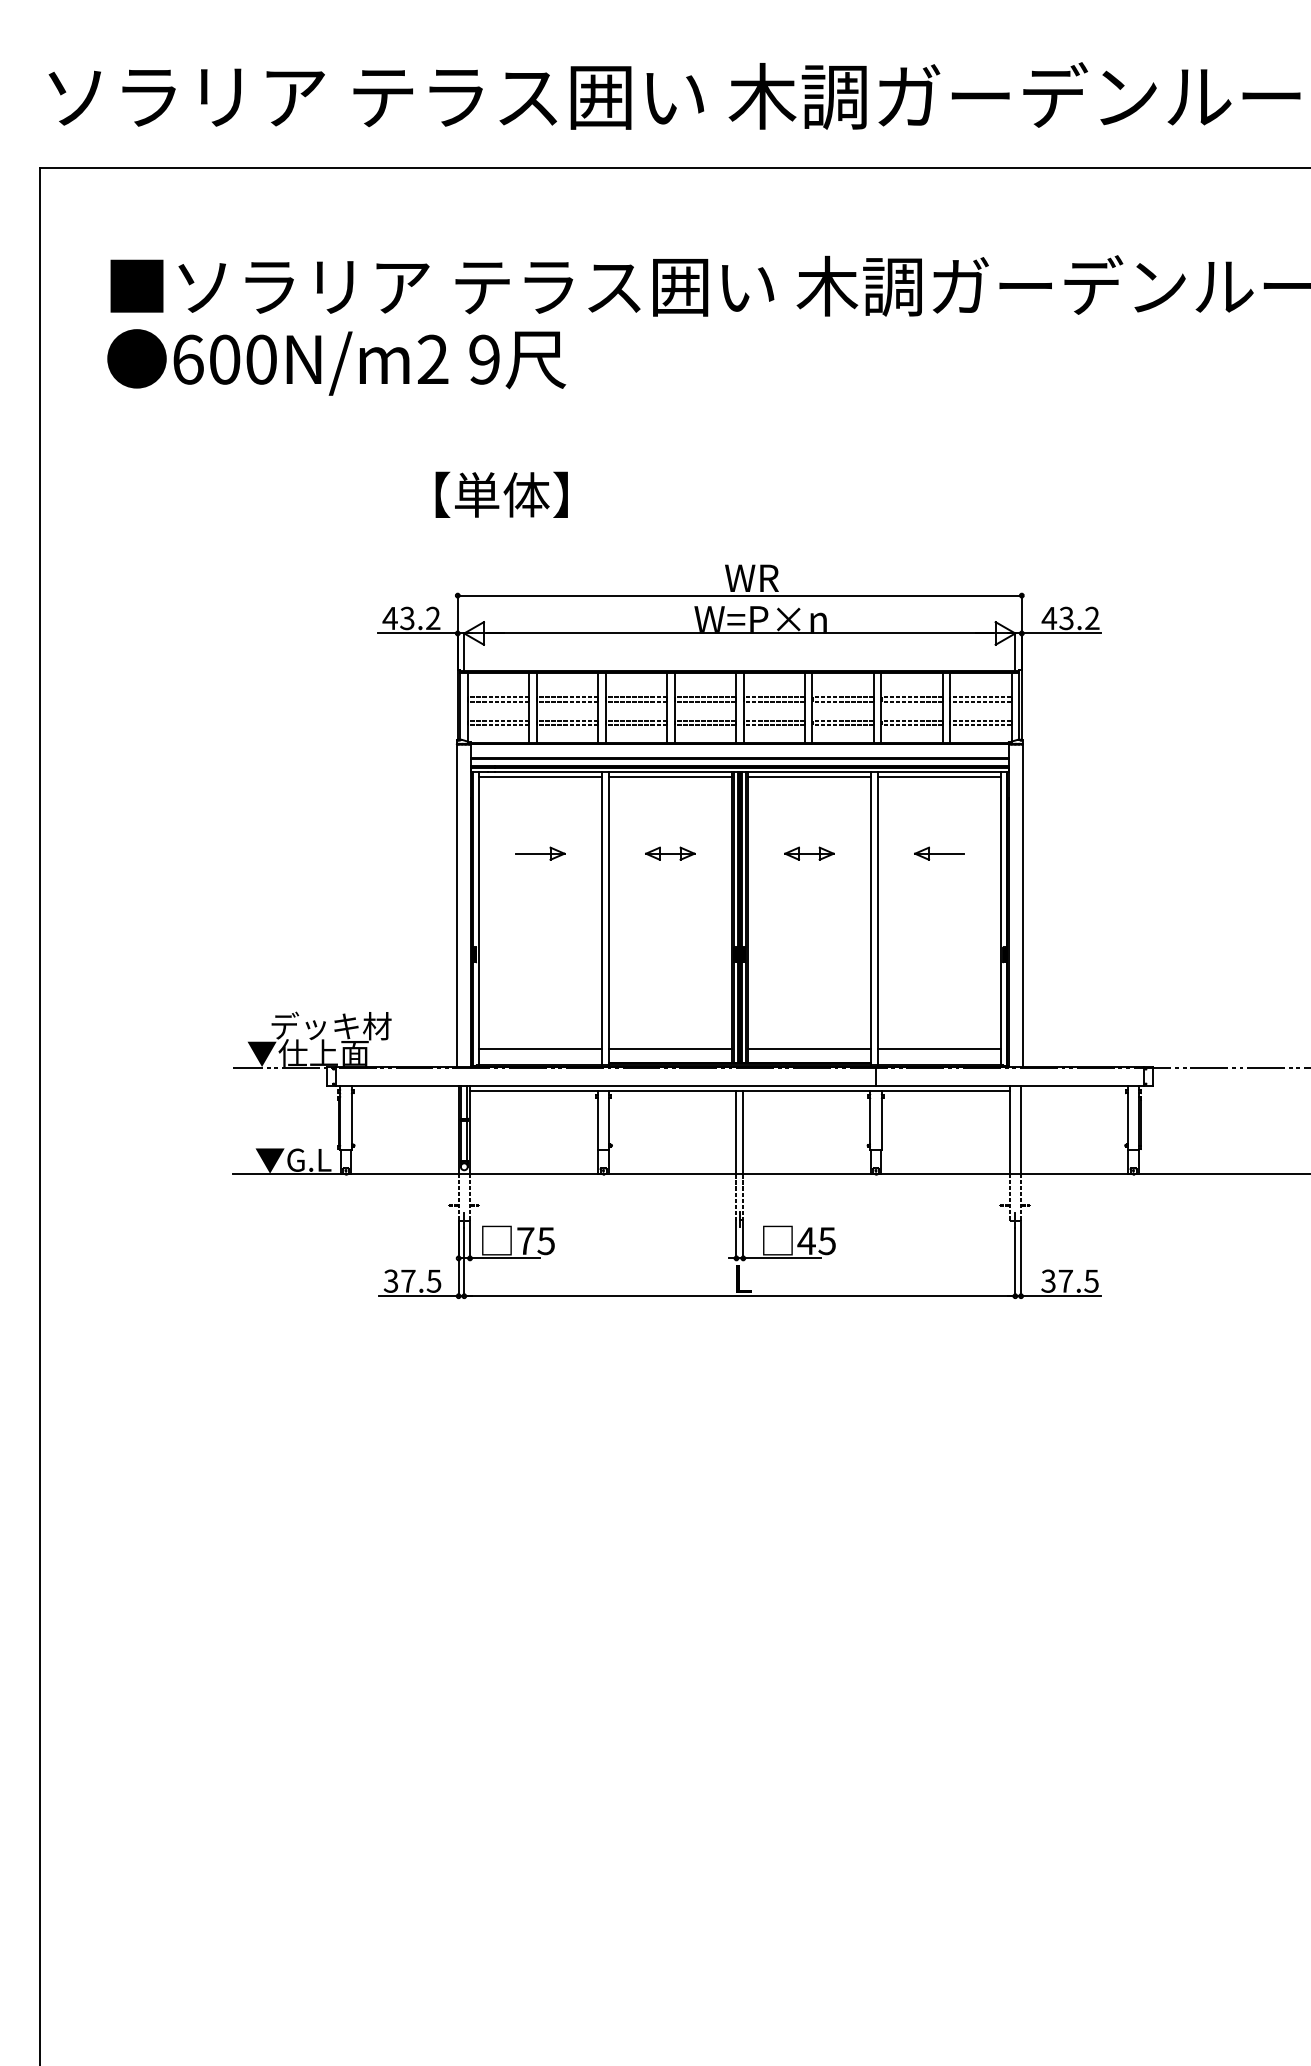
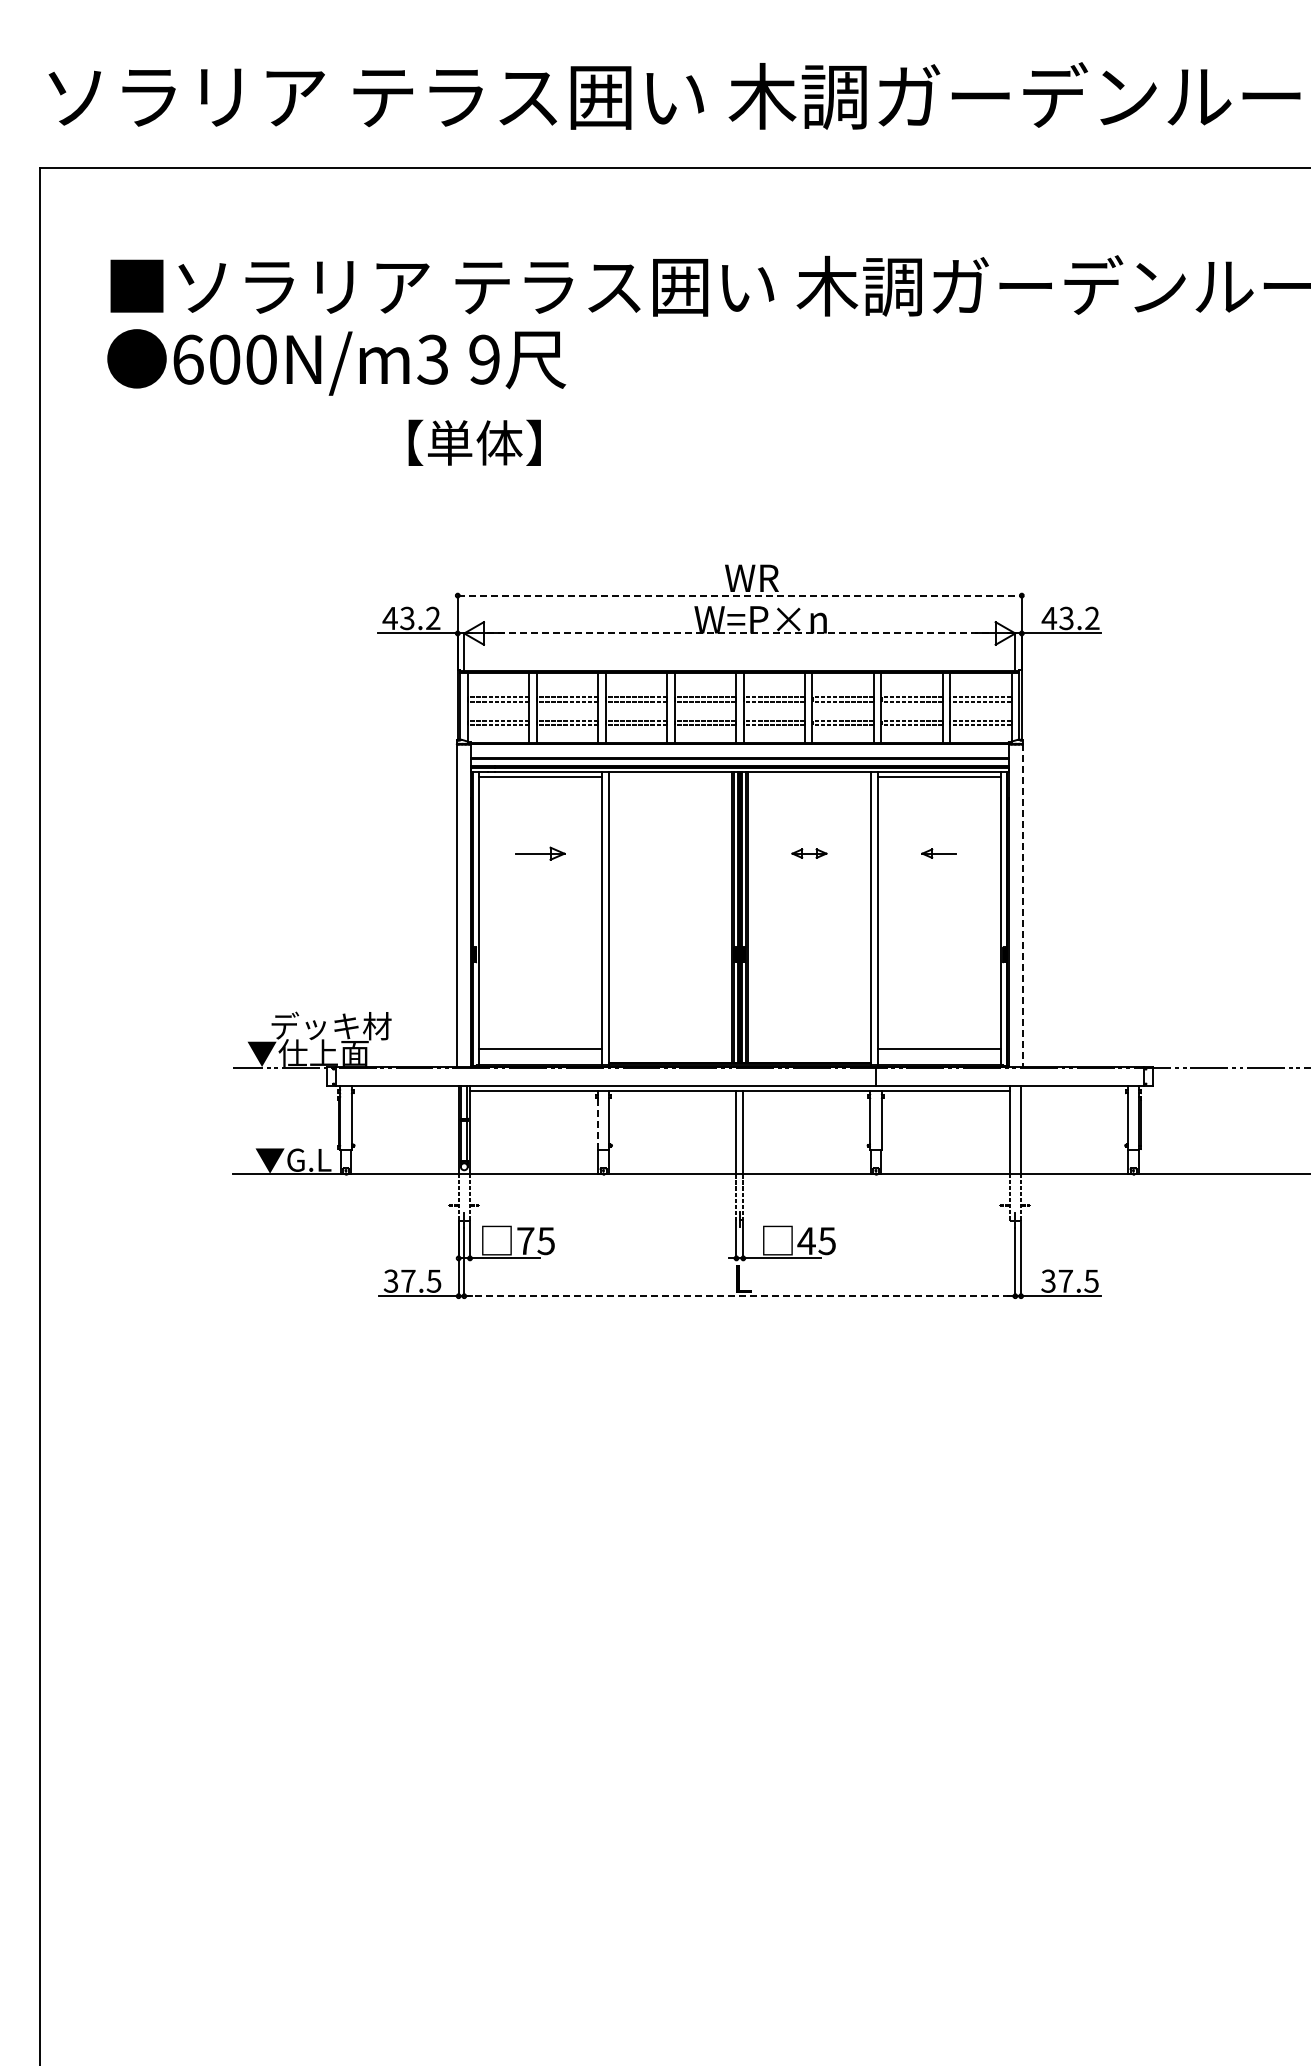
text: 600N/m2 -> 600N/m3 (432, 359)
text position: (501, 494) -> (474, 442) (474, 442)
line: solid -> dashed (740, 595)
line: solid -> dashed (739, 633)
line: present -> none (669, 776)
line: present -> none (808, 776)
part: present -> none (670, 853)
part size: 51x15 px -> 37x11 px (809, 853)
part size: 51x15 px -> 36x11 px (938, 853)
line: solid -> dashed (1022, 905)
line: present -> none (669, 1049)
line: present -> none (808, 1049)
line: solid -> dashed (597, 1123)
line: solid -> dashed (739, 1296)
